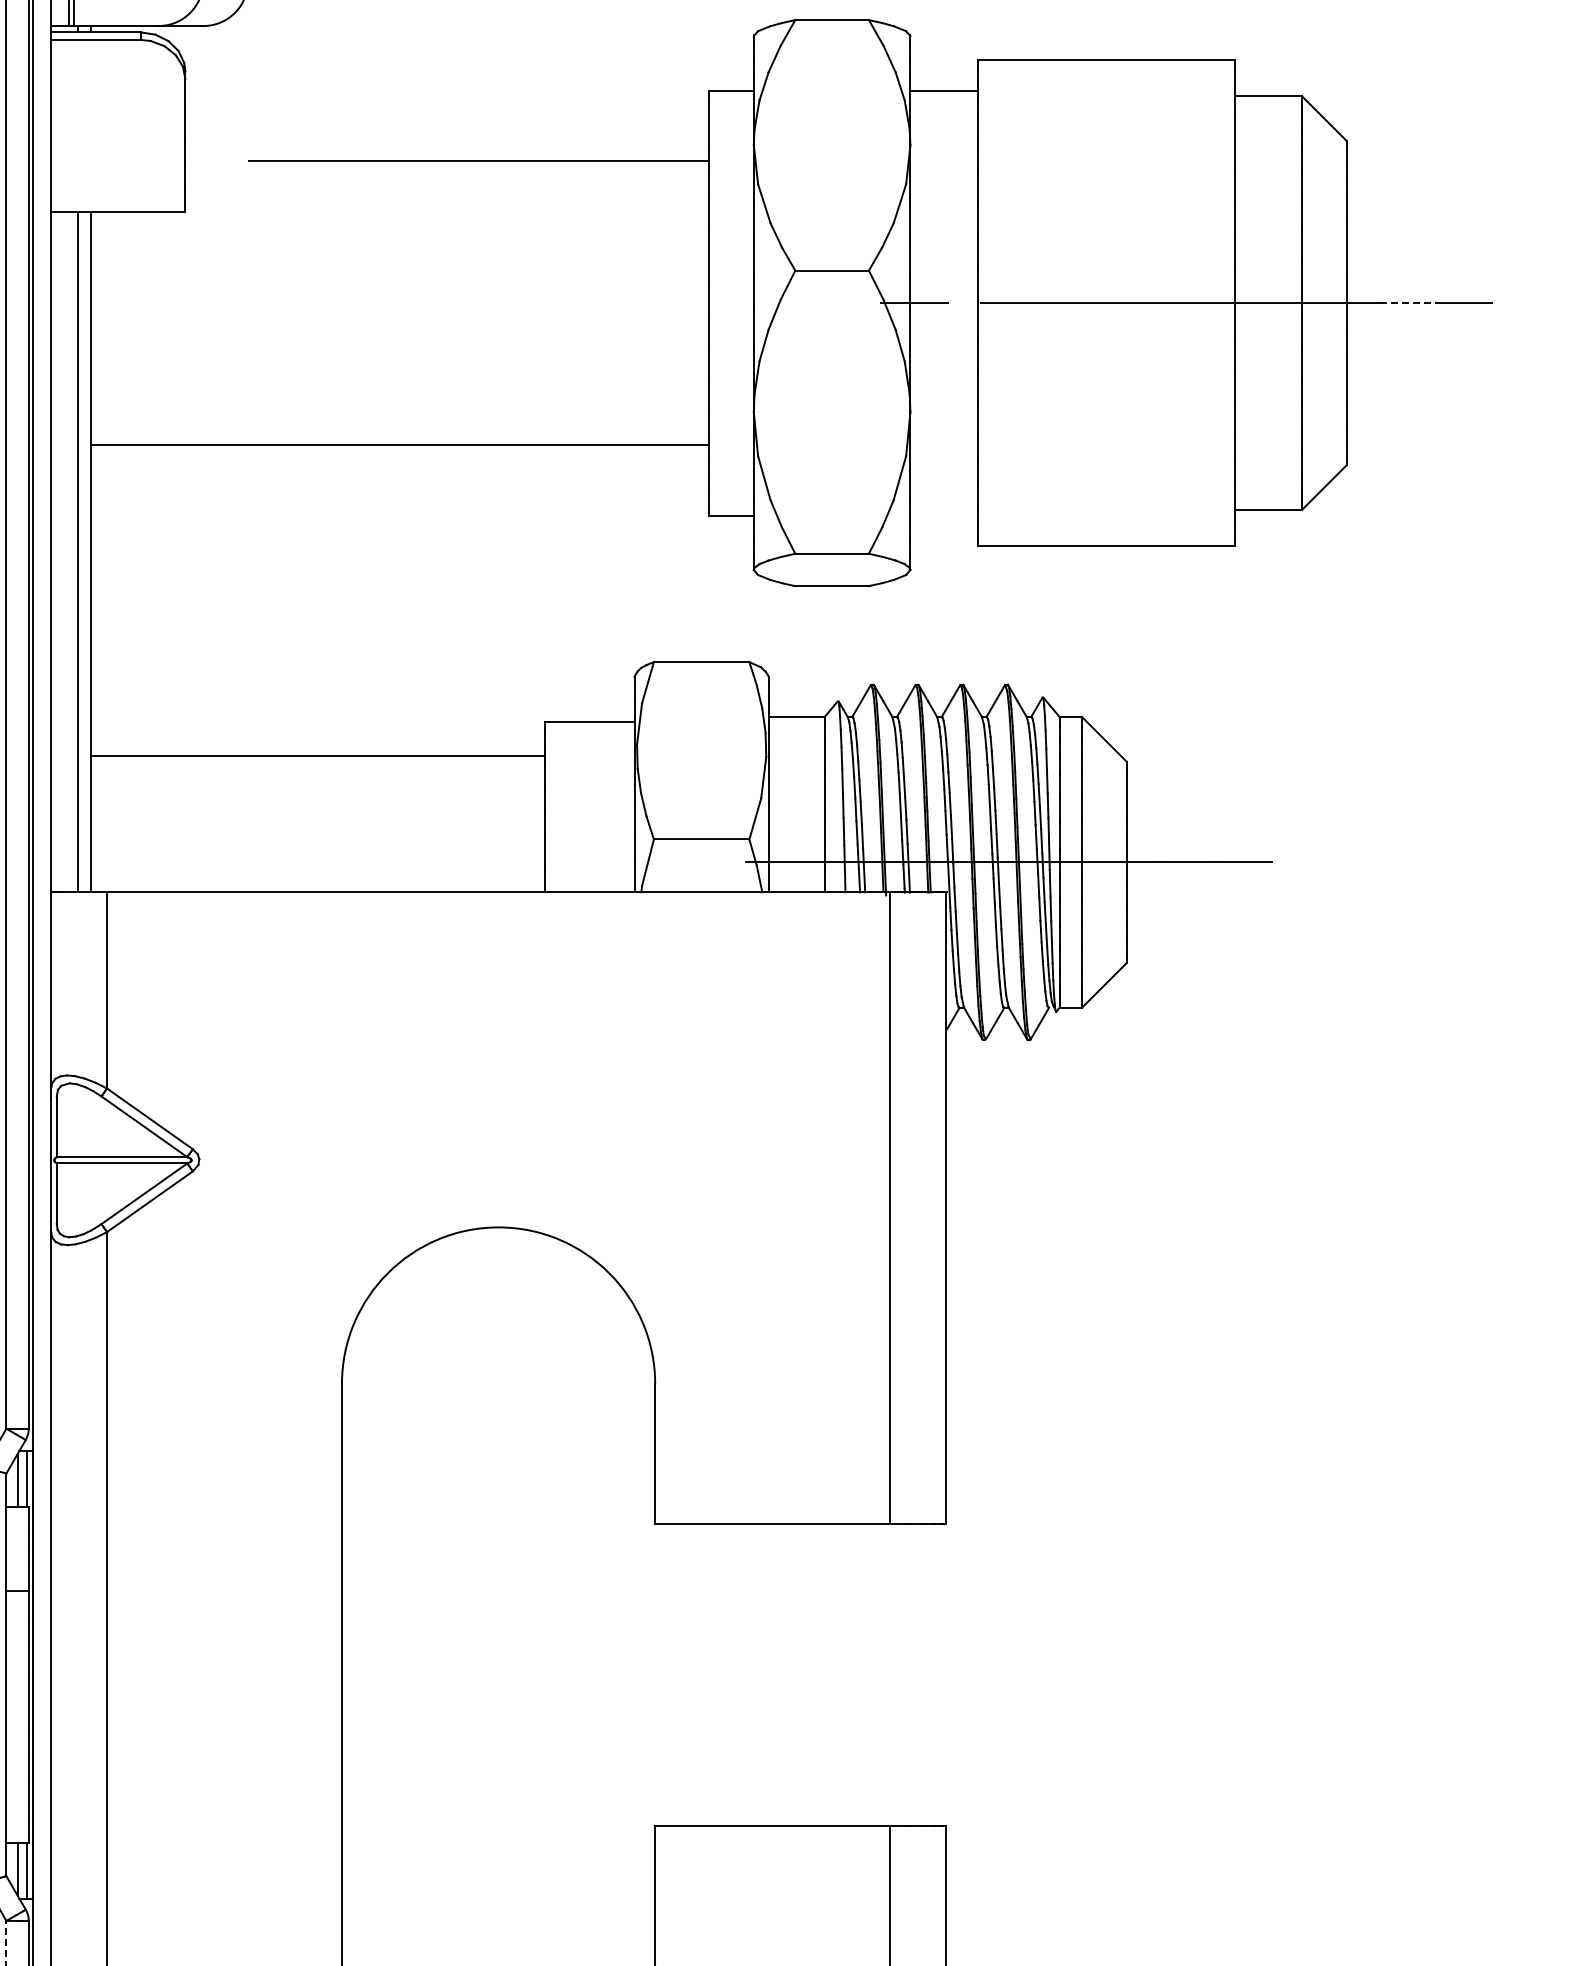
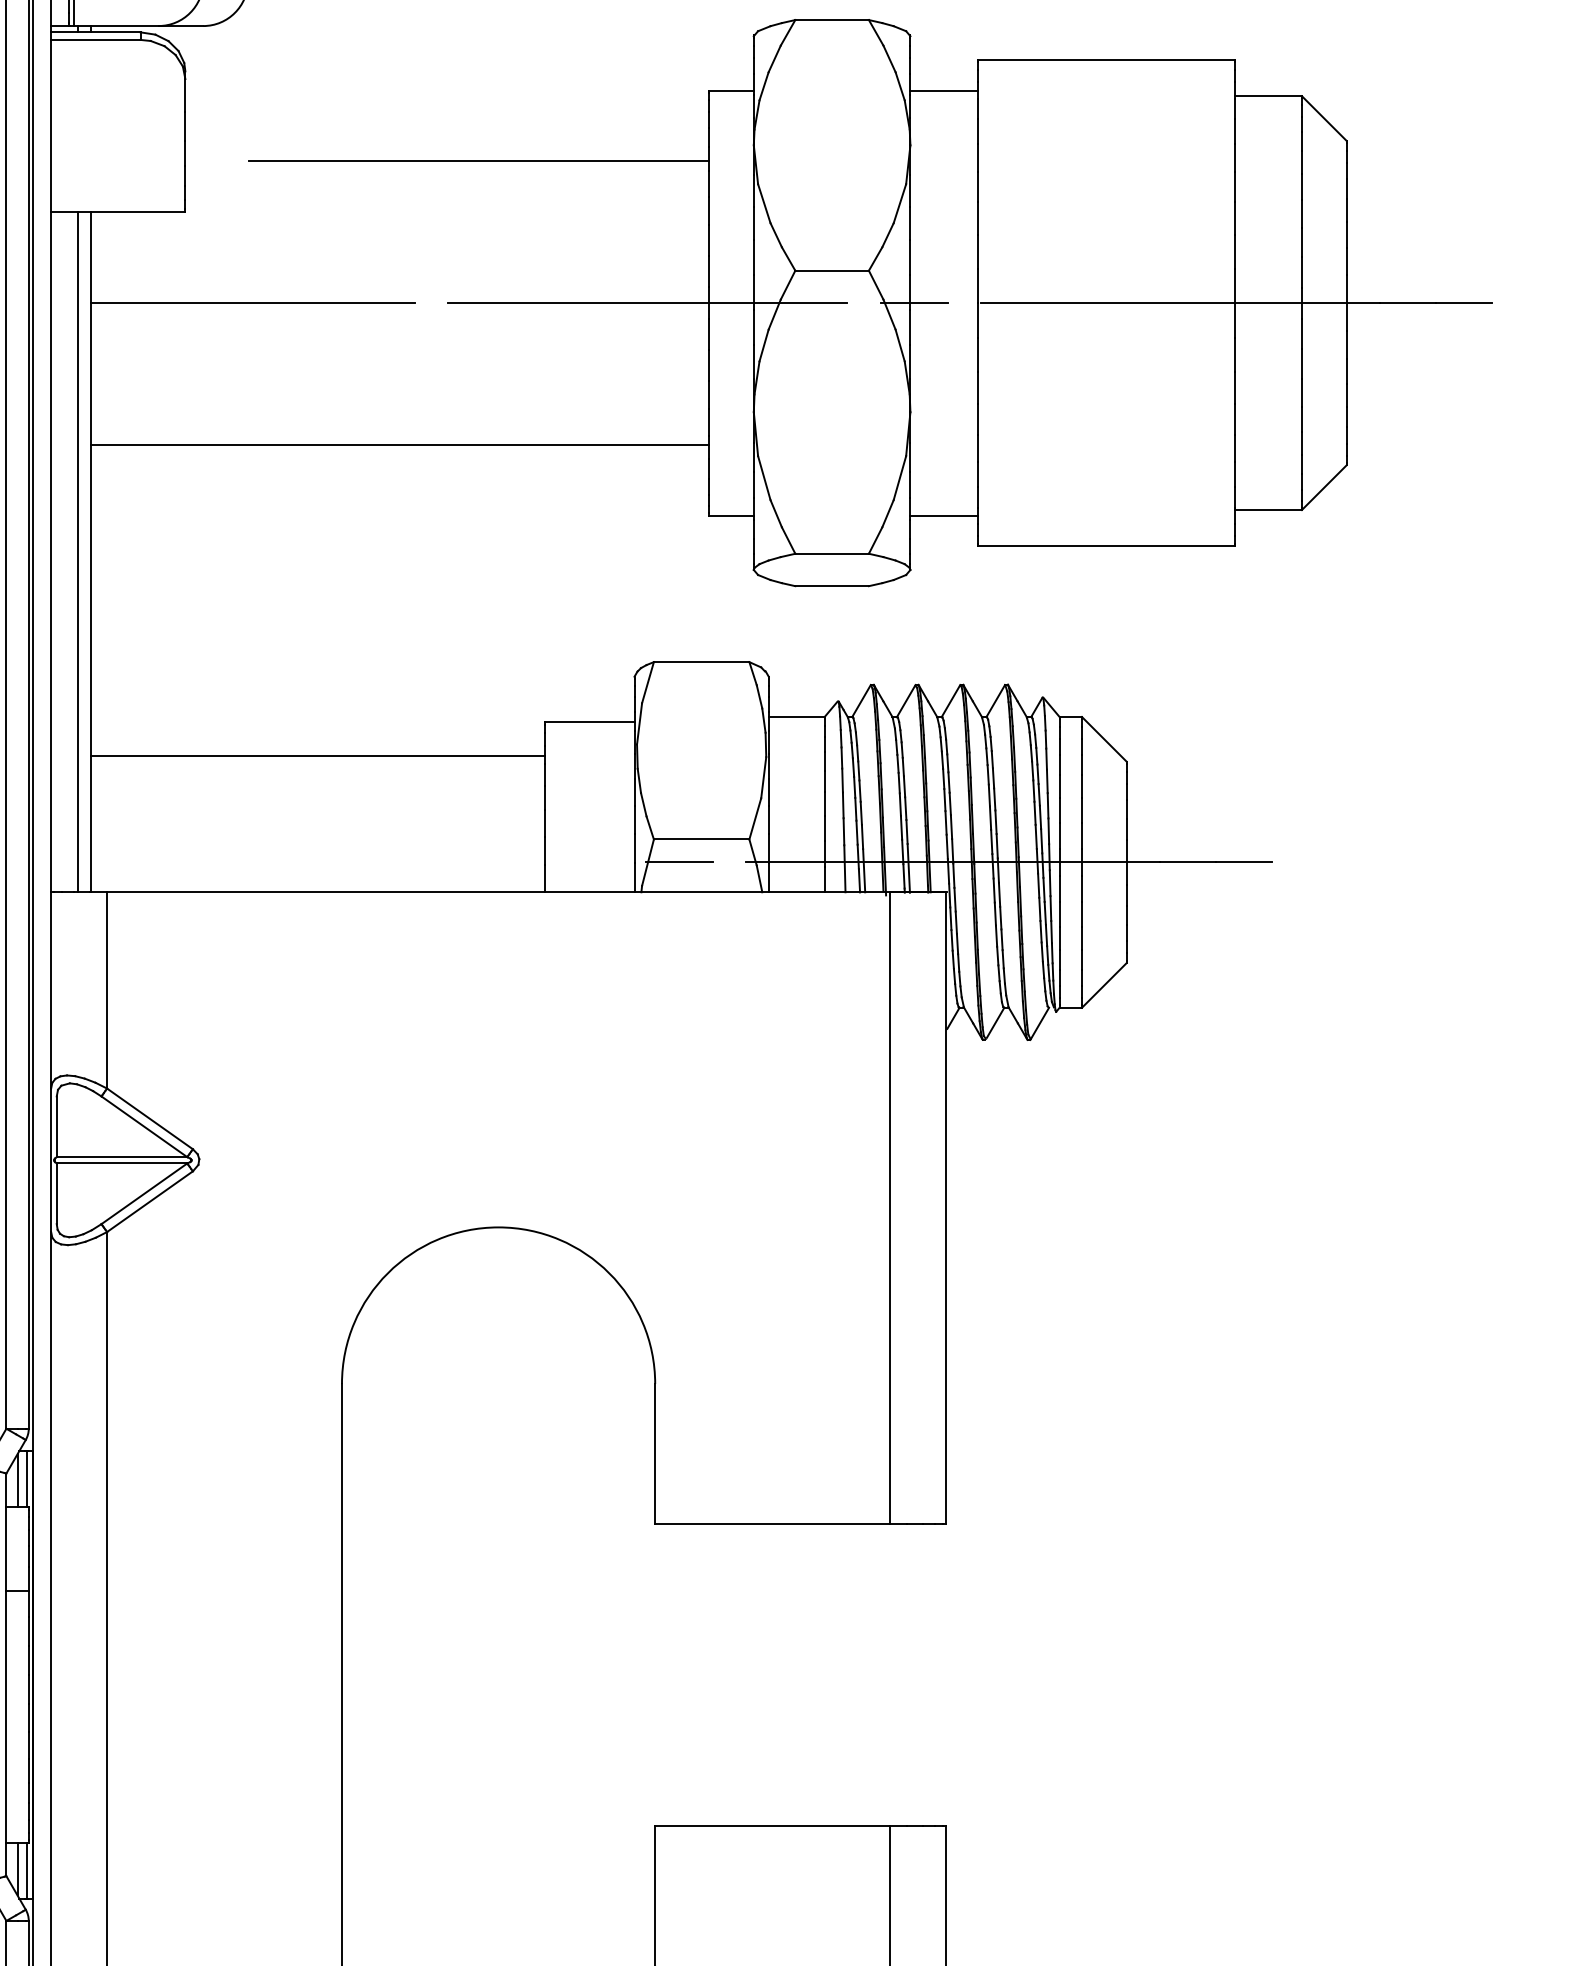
line: none -> present (252, 303)
line: none -> present (647, 303)
line: dashed -> solid (1408, 303)
line: none -> present (943, 515)
line: none -> present (678, 862)
line: dashed -> solid (6, 1942)
